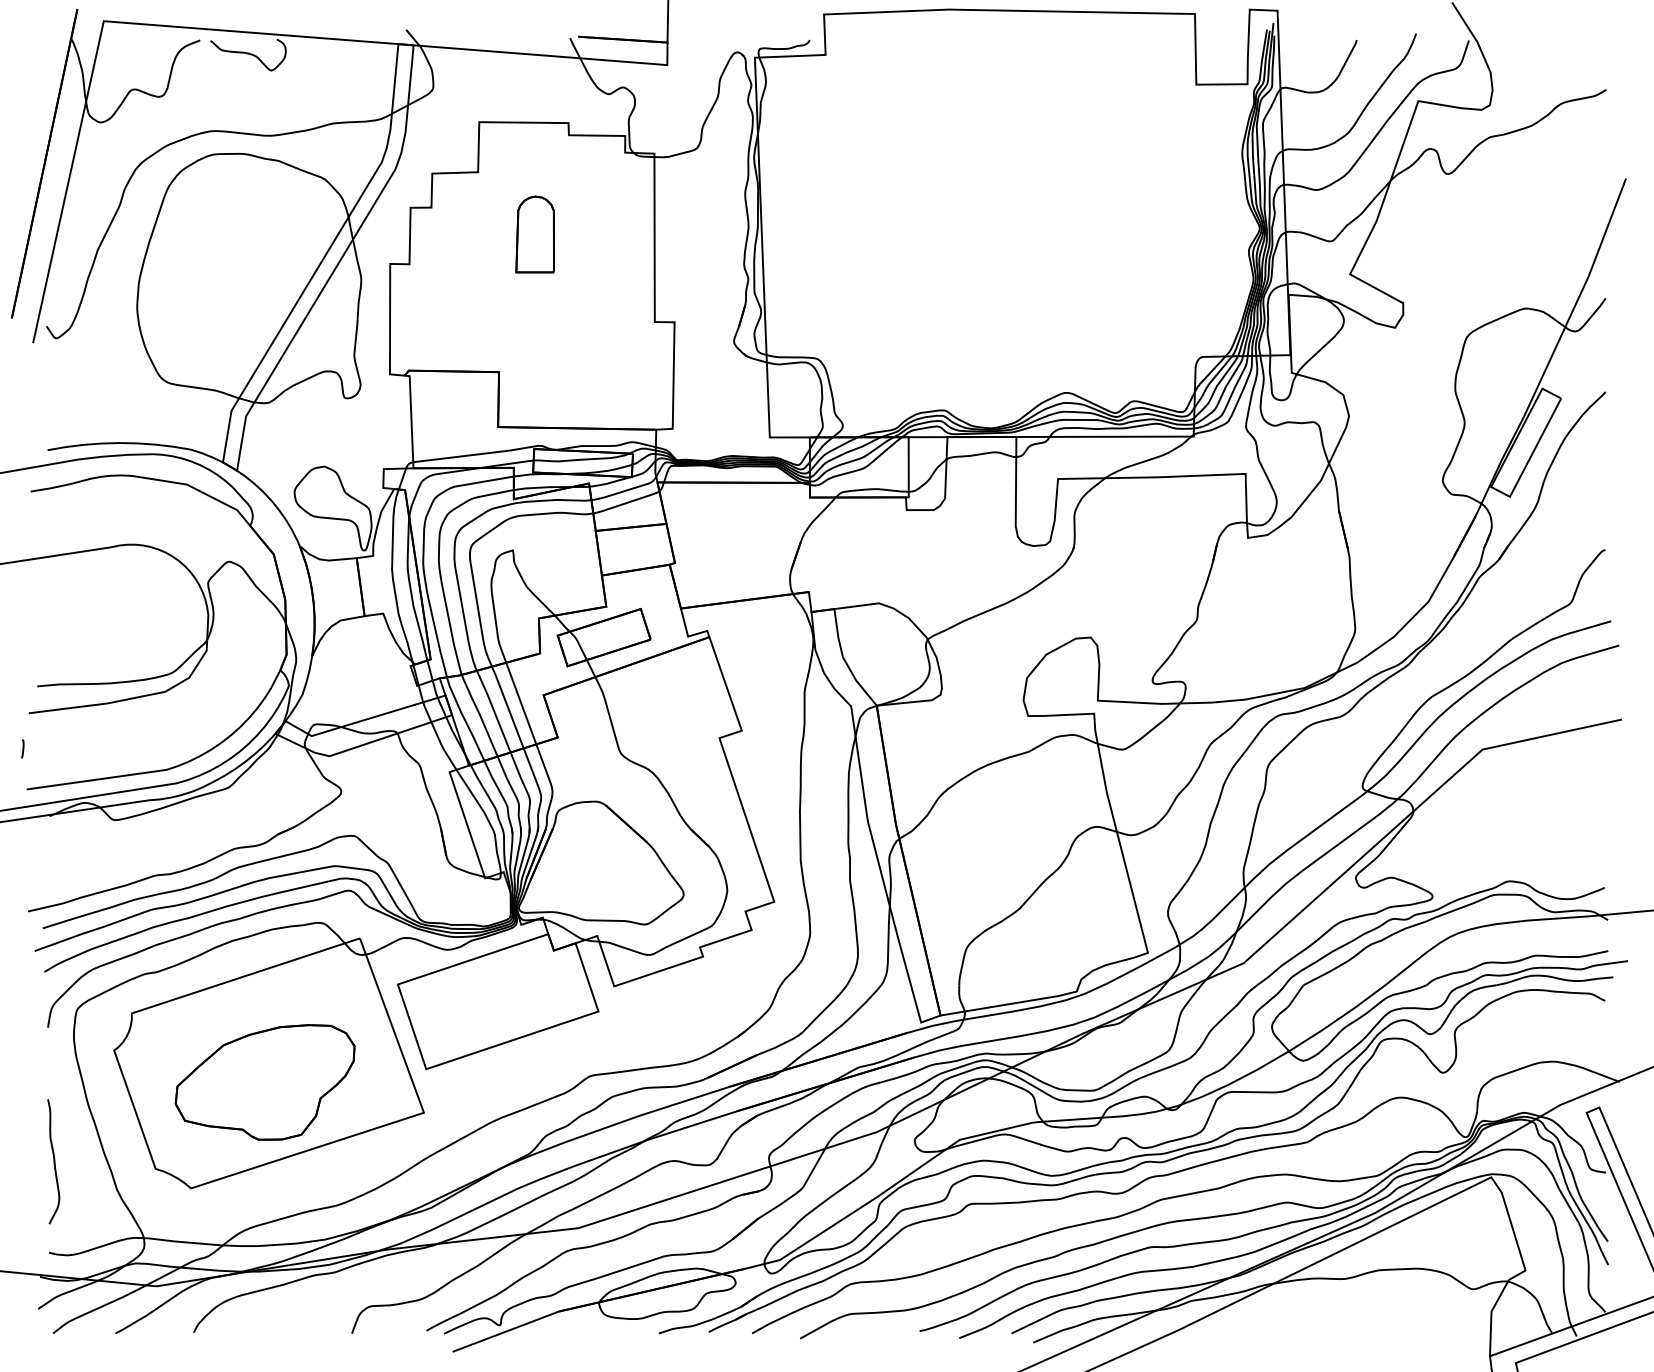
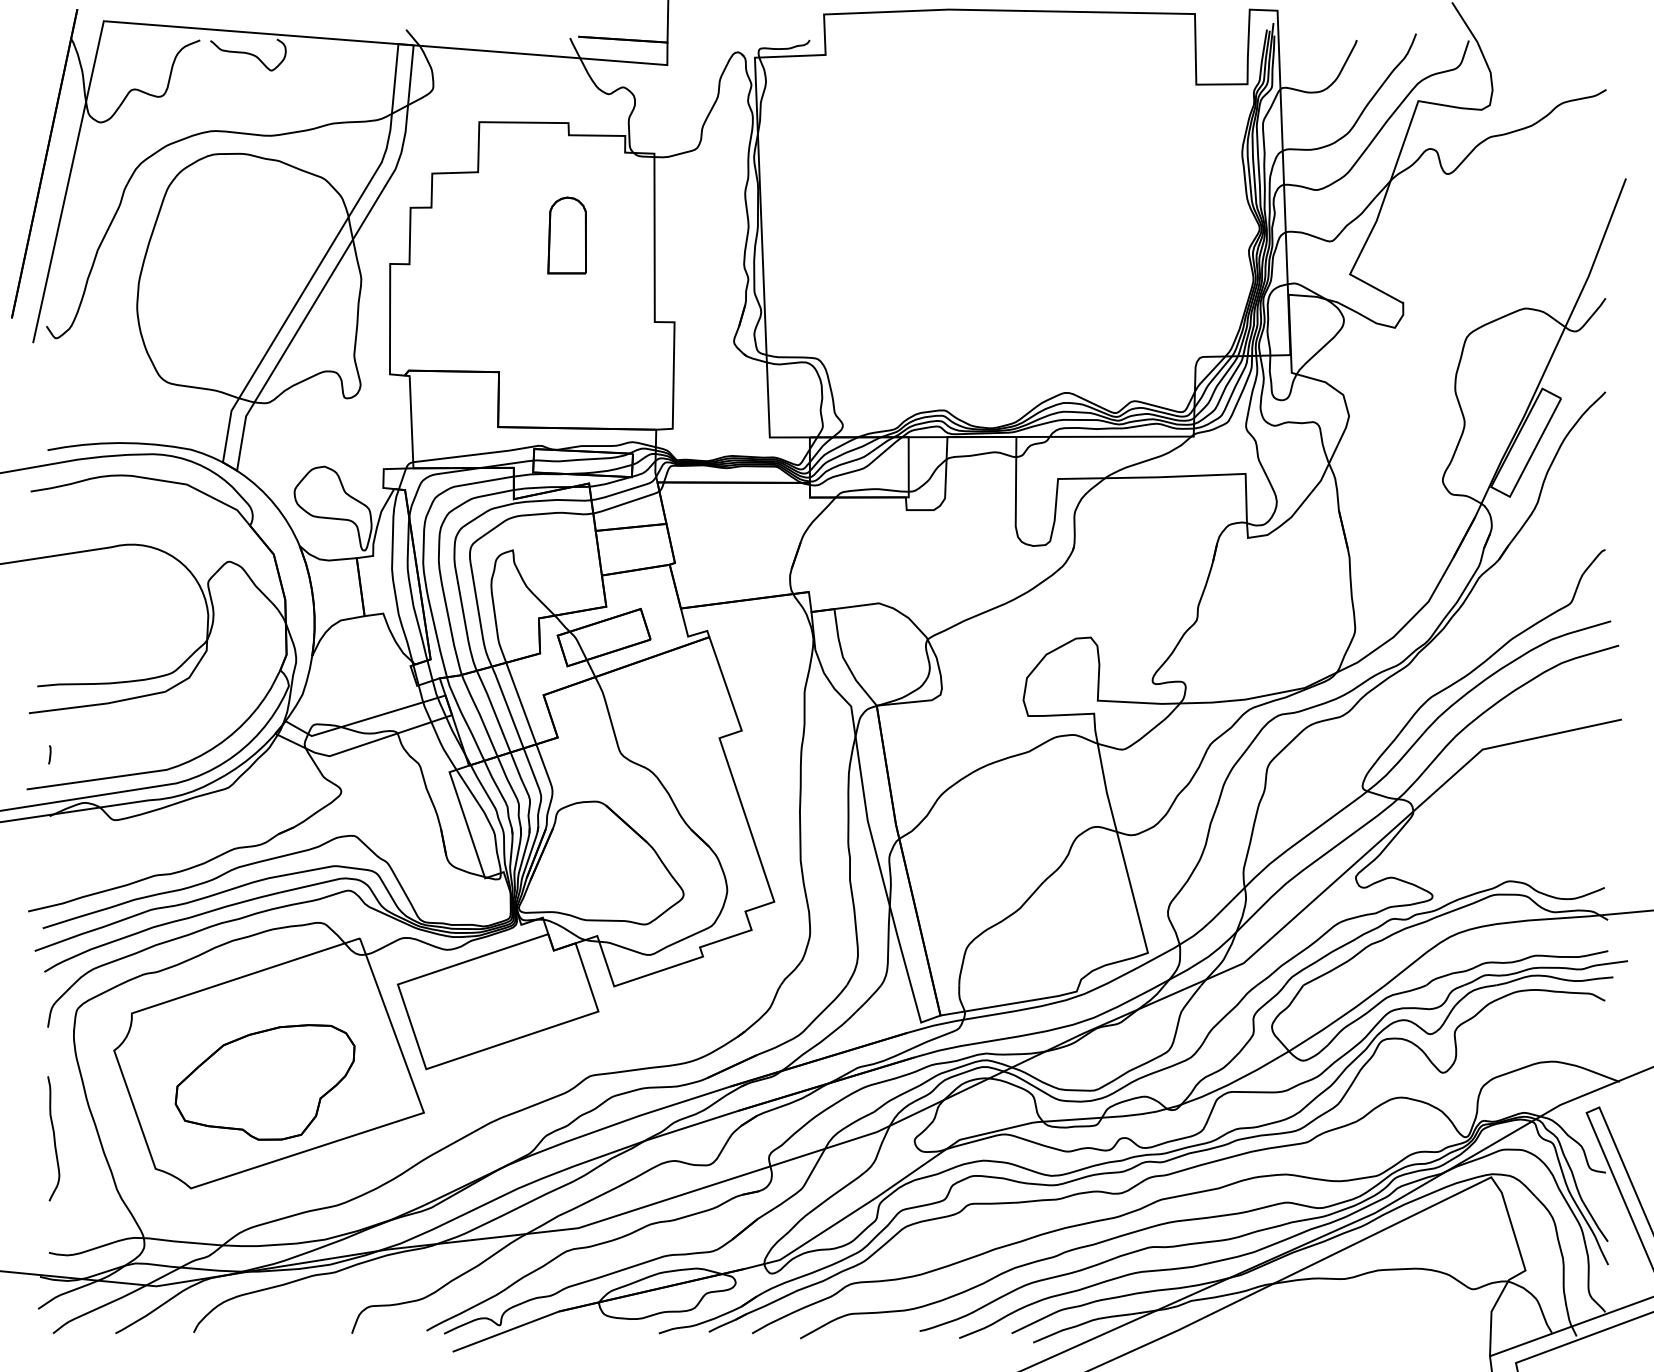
part position: (534, 234) -> (566, 235) (566, 235)
line position: (22, 748) -> (49, 754) (49, 754)
curve position: (53, 1161) -> (53, 1138) (53, 1138)
